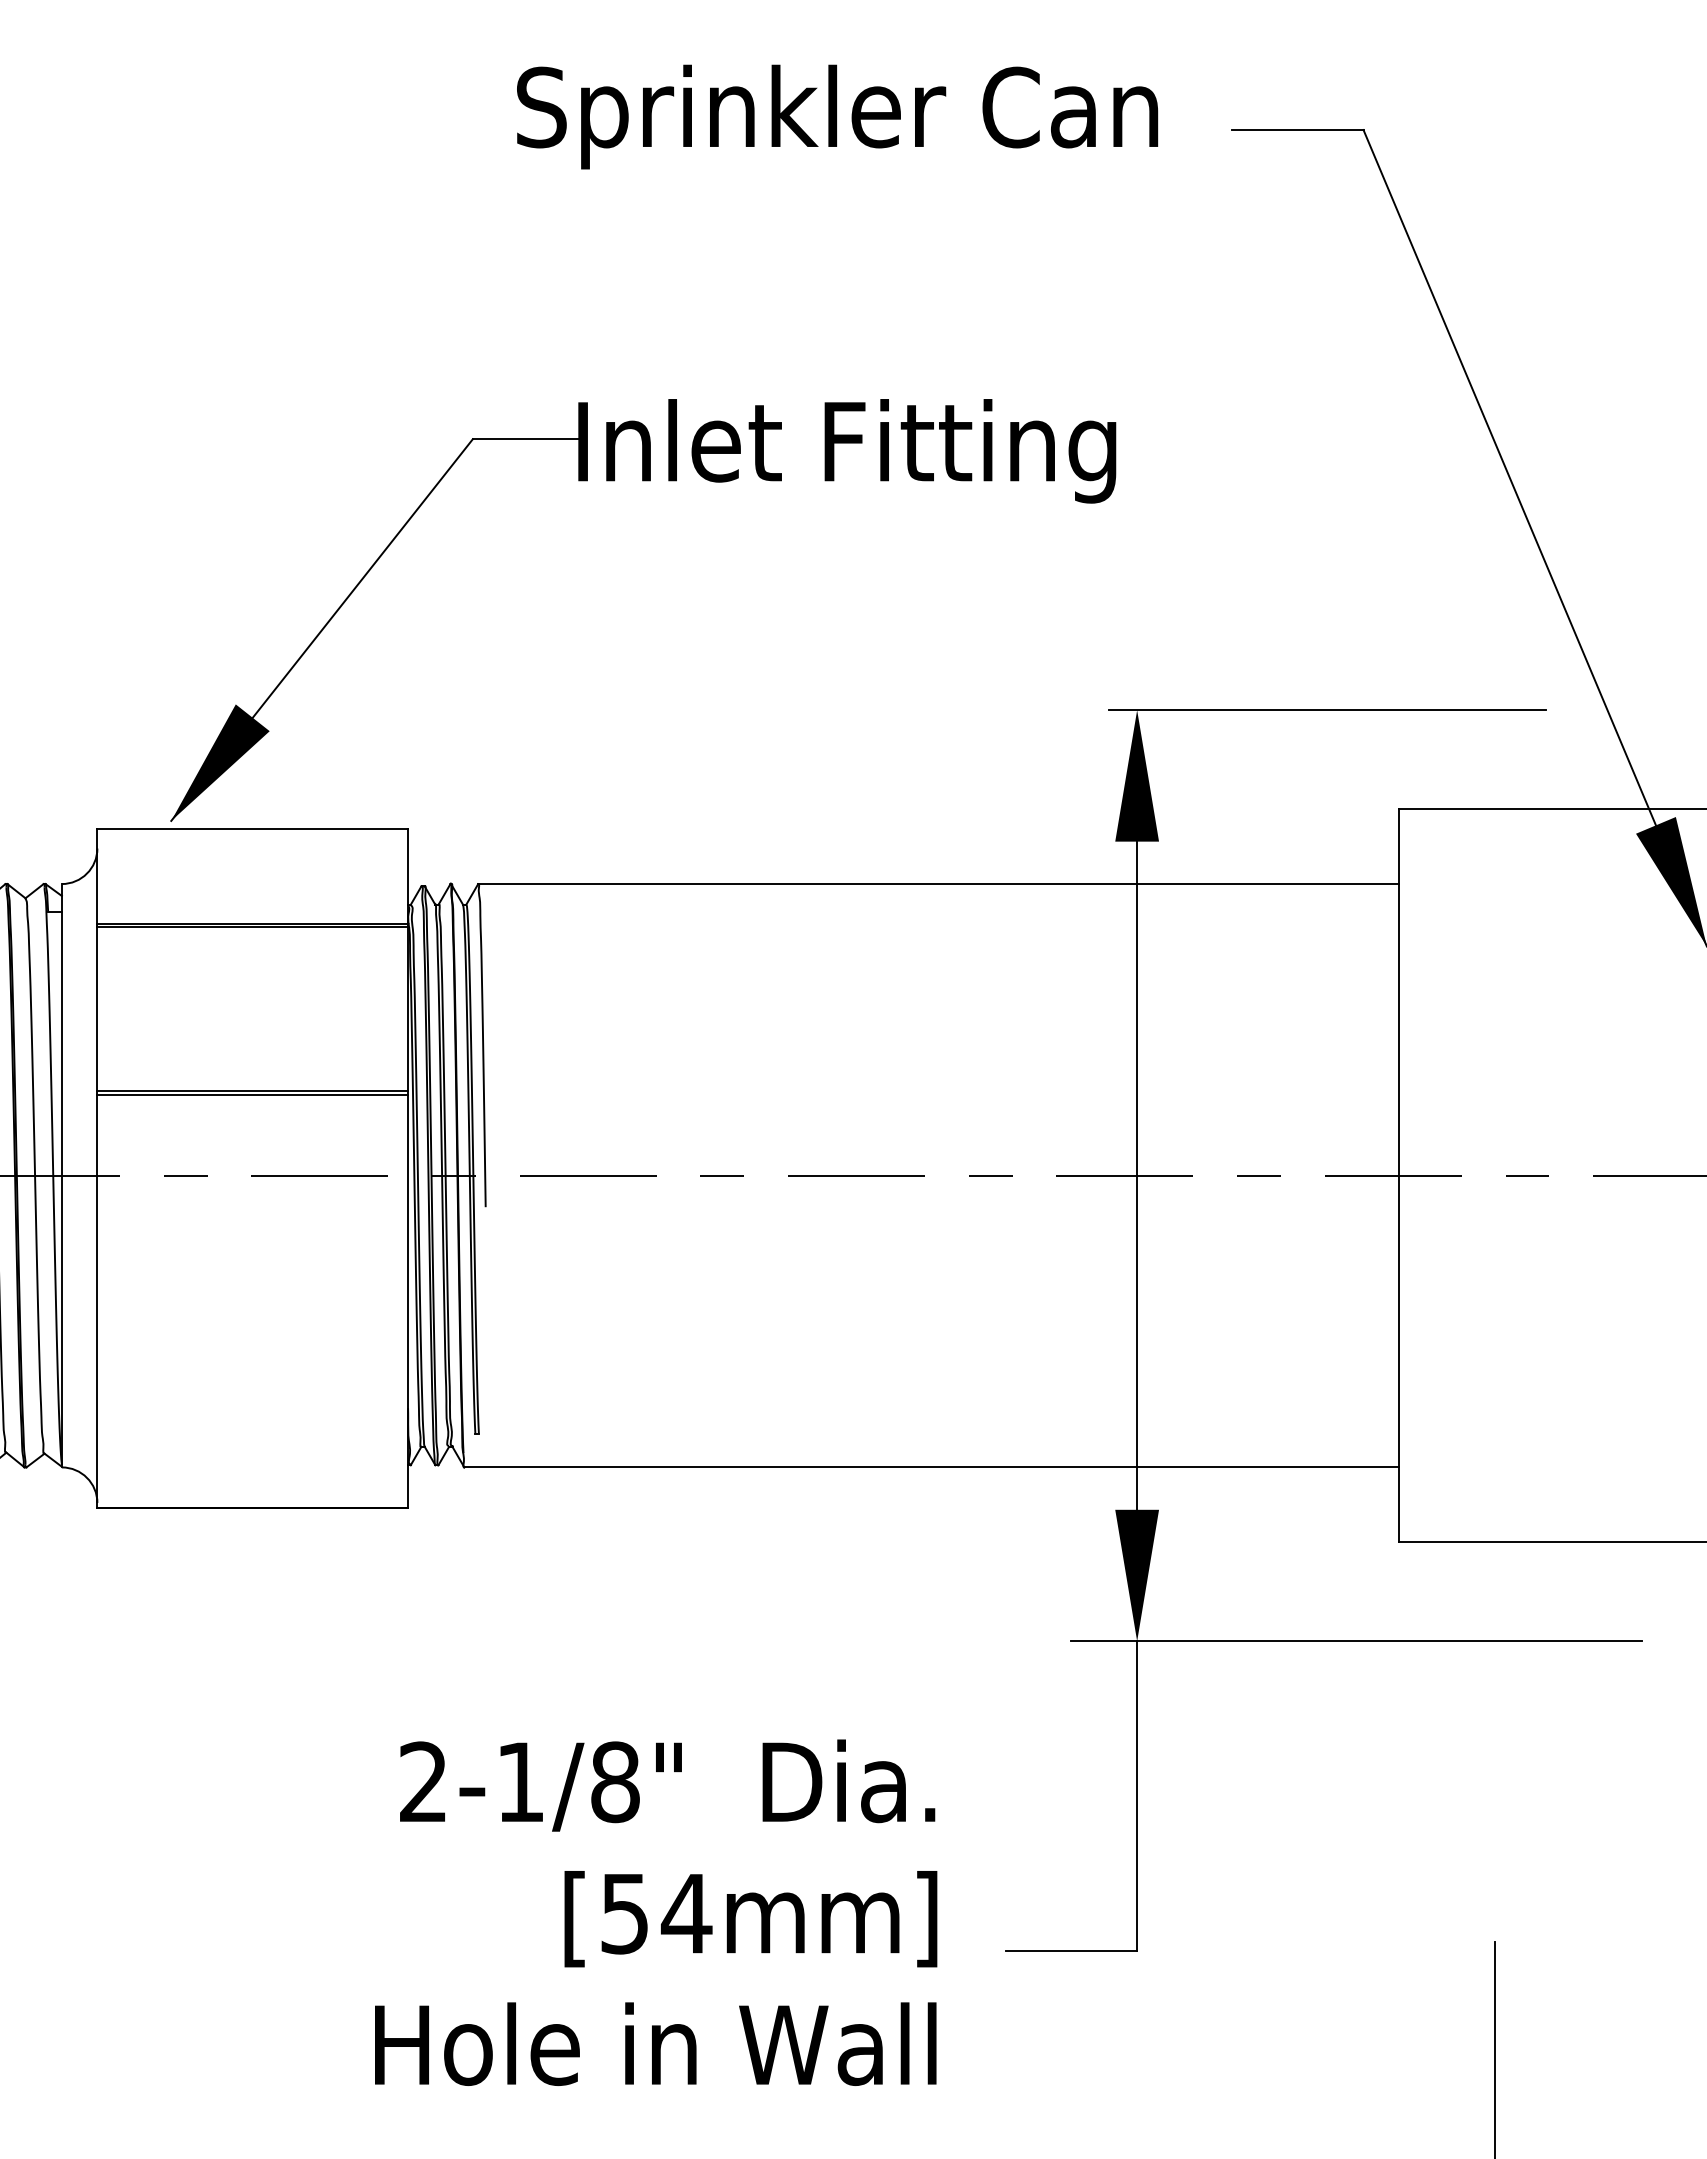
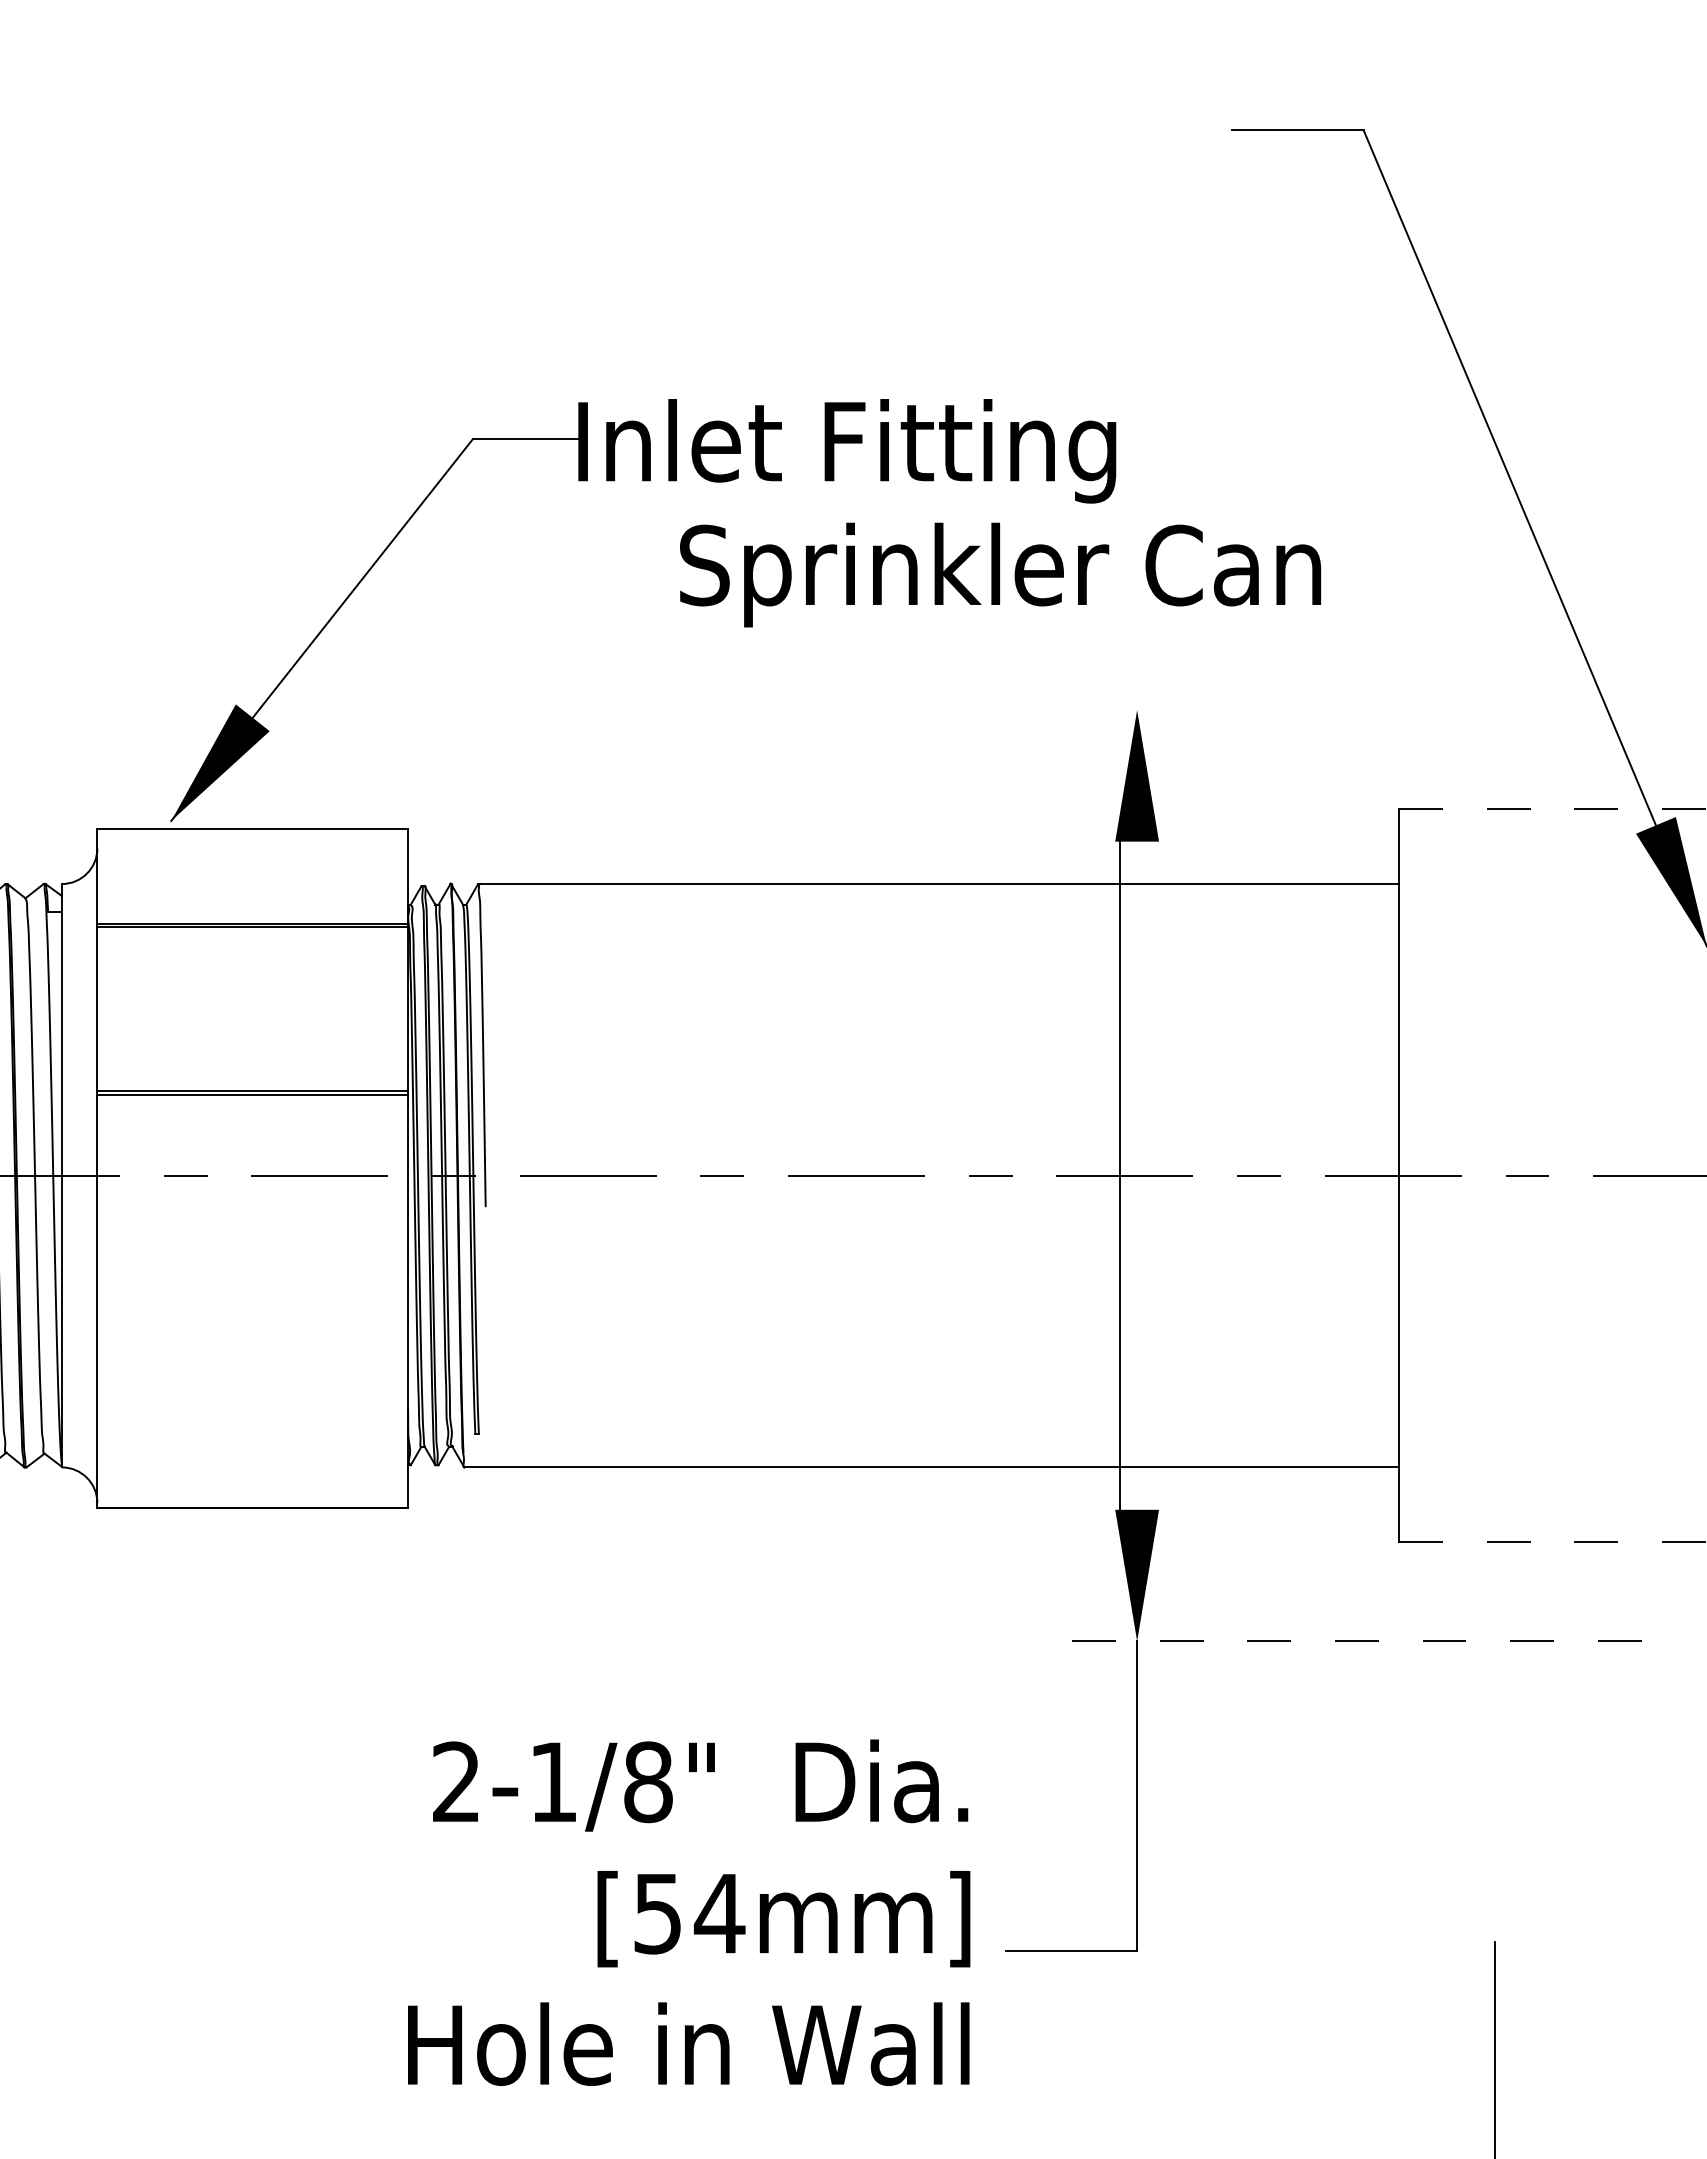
text position: (837, 116) -> (1000, 574) (1000, 574)
line: present -> none (1327, 710)
line: solid -> dashed (1553, 809)
line position: (1137, 1175) -> (1120, 1175) (1120, 1175)
line: solid -> dashed (1553, 1542)
line: solid -> dashed (1356, 1641)
text position: (656, 1912) -> (689, 1912) (689, 1912)
